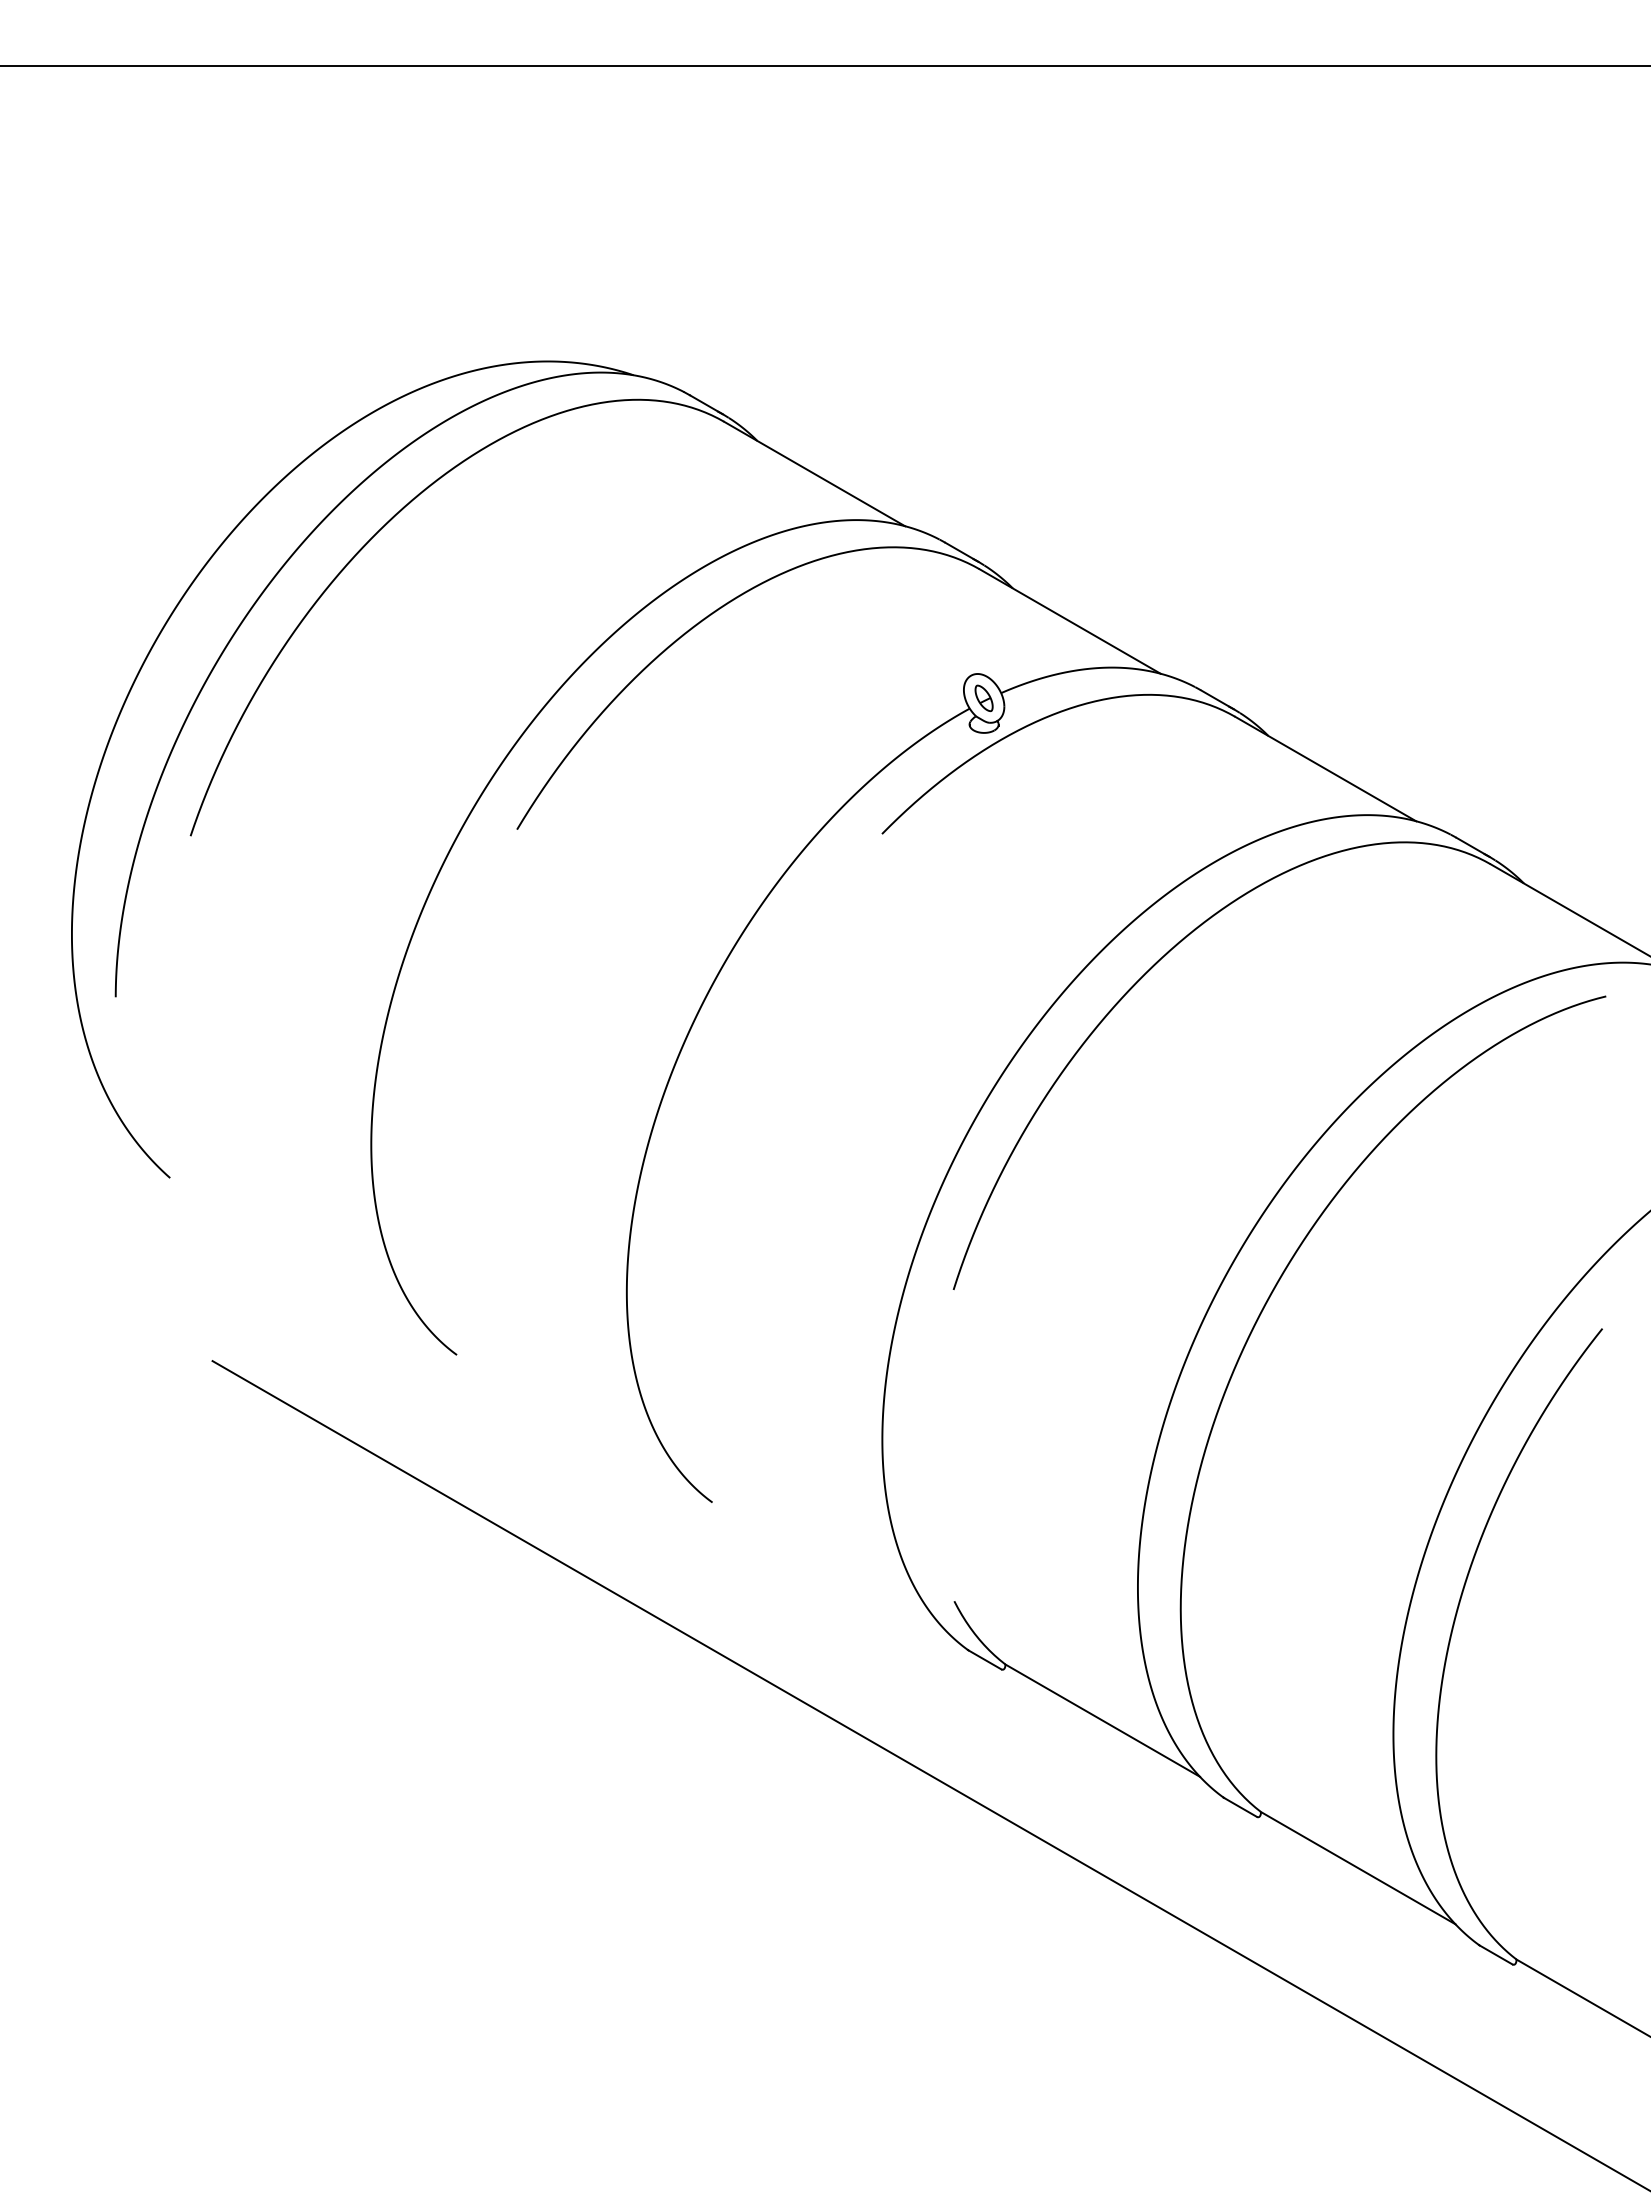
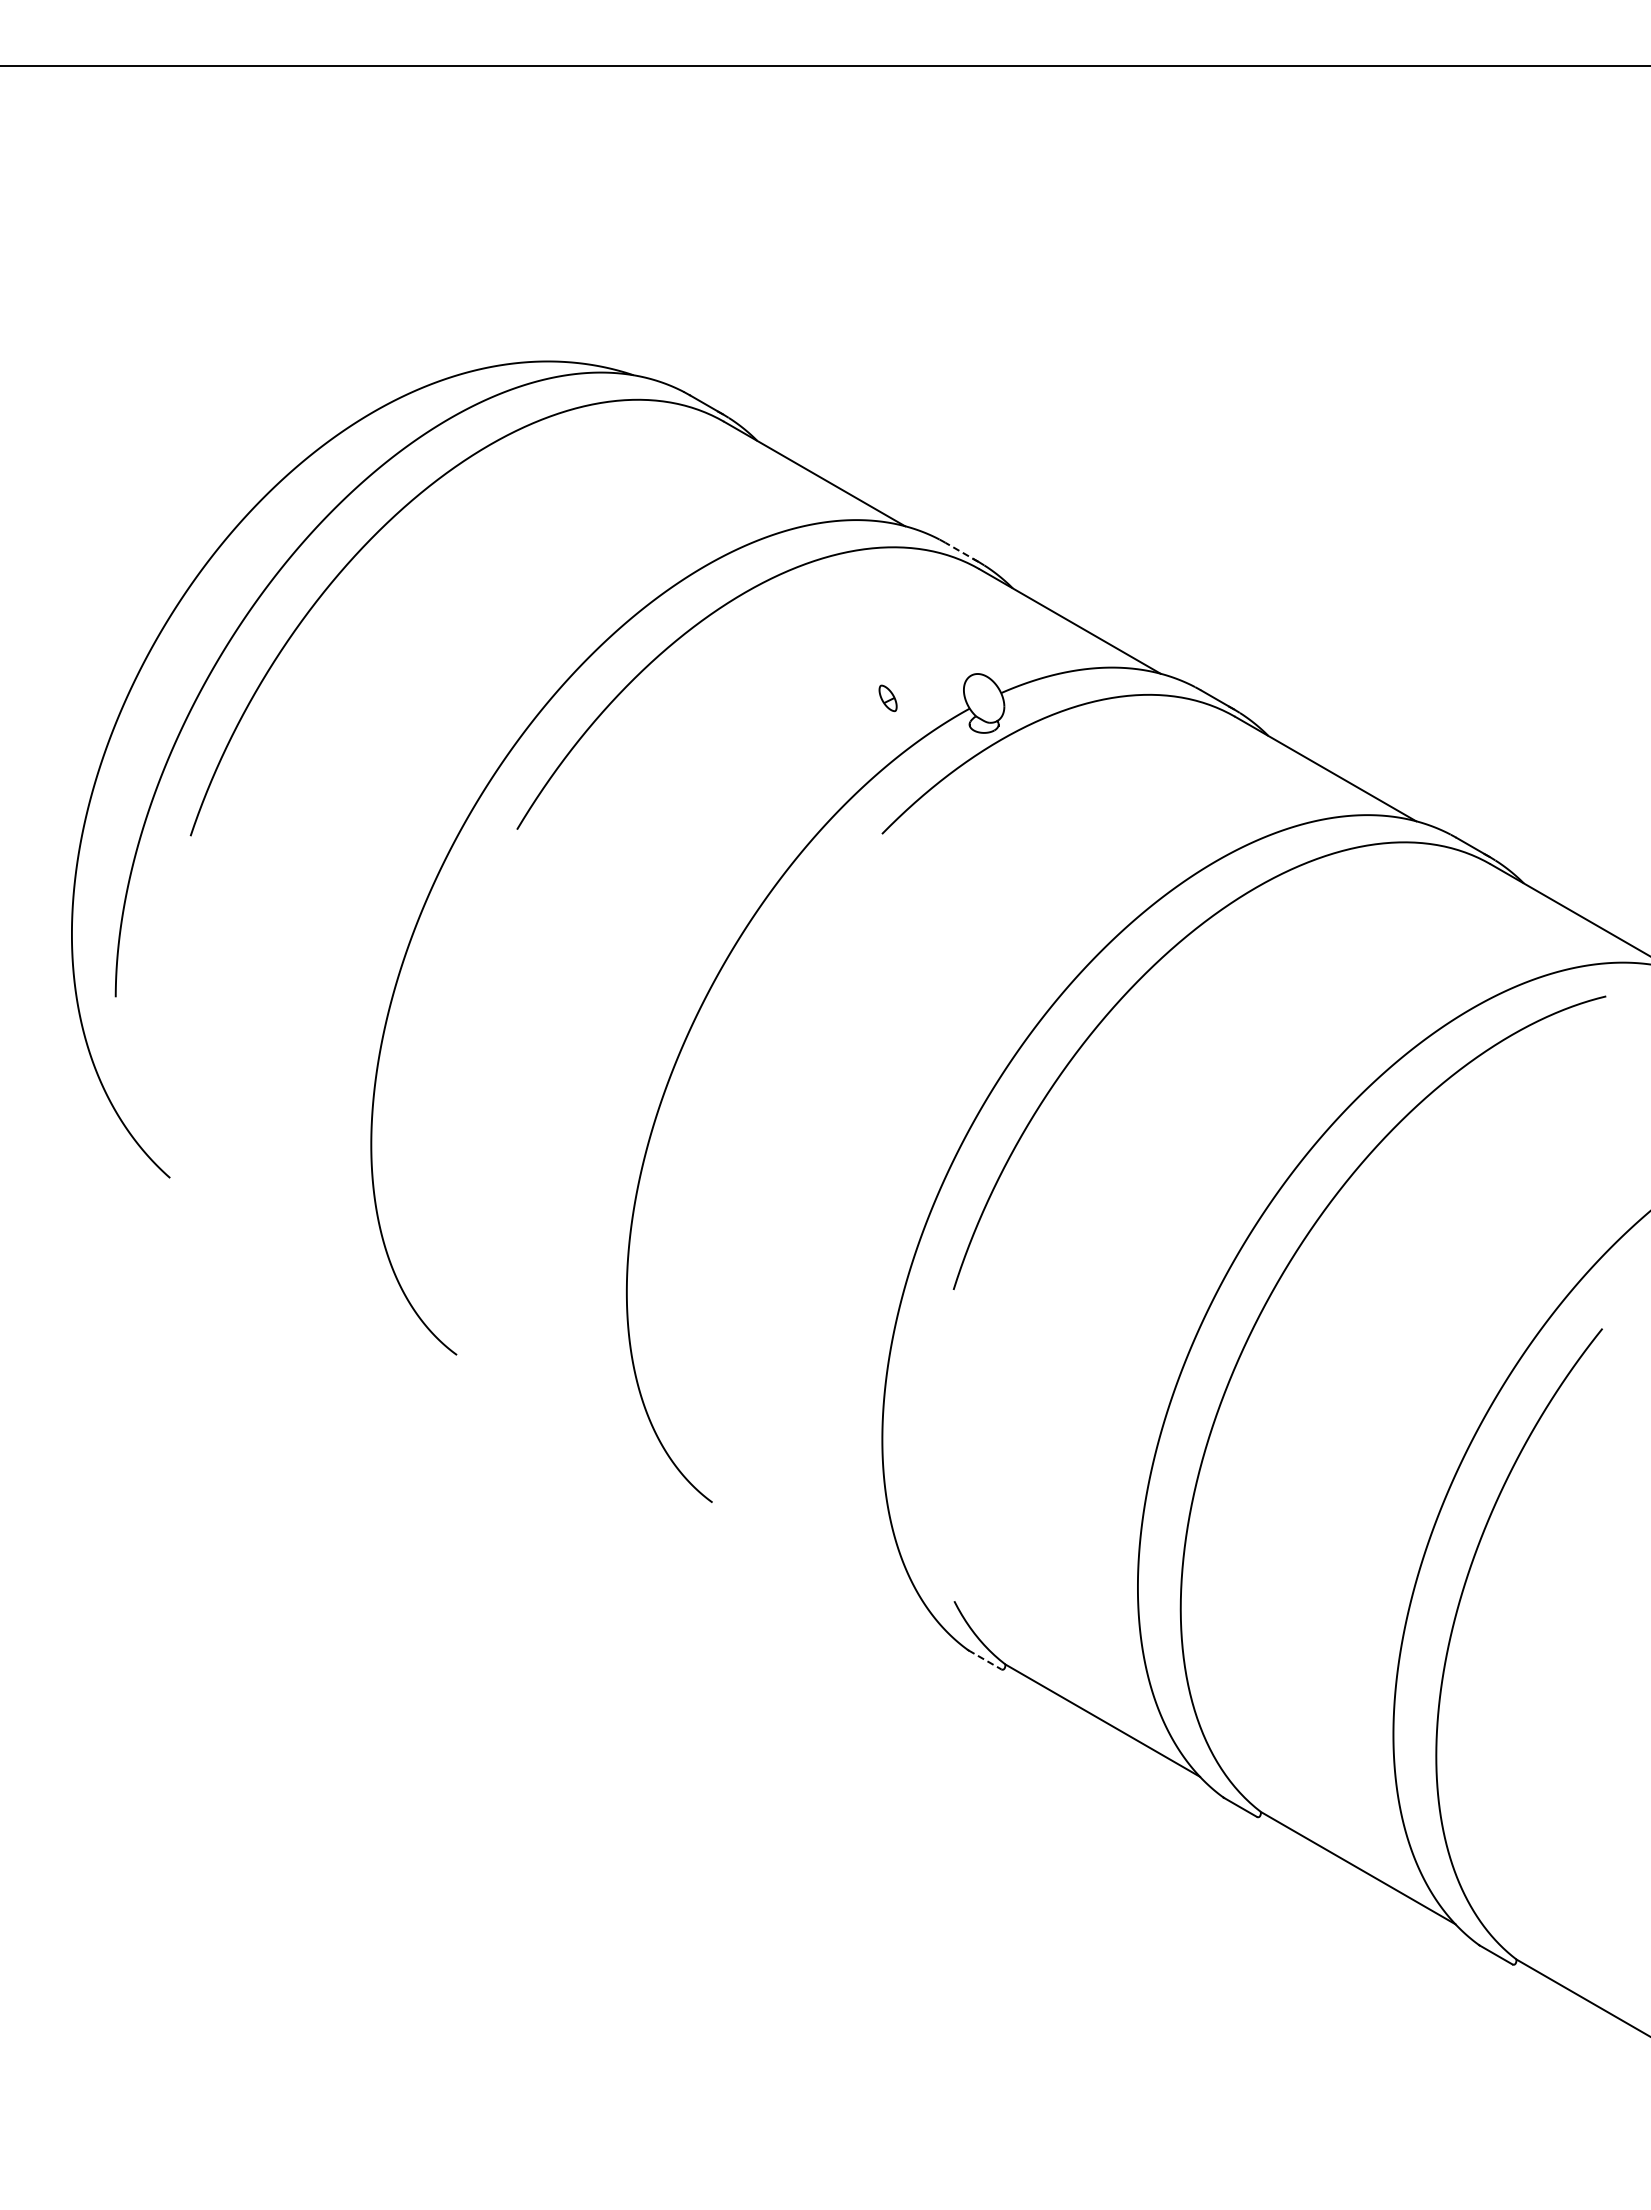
line: solid -> dashed (961, 552)
part position: (983, 698) -> (887, 698) (887, 698)
line: solid -> dashed (985, 1660)
line: present -> none (929, 1775)
